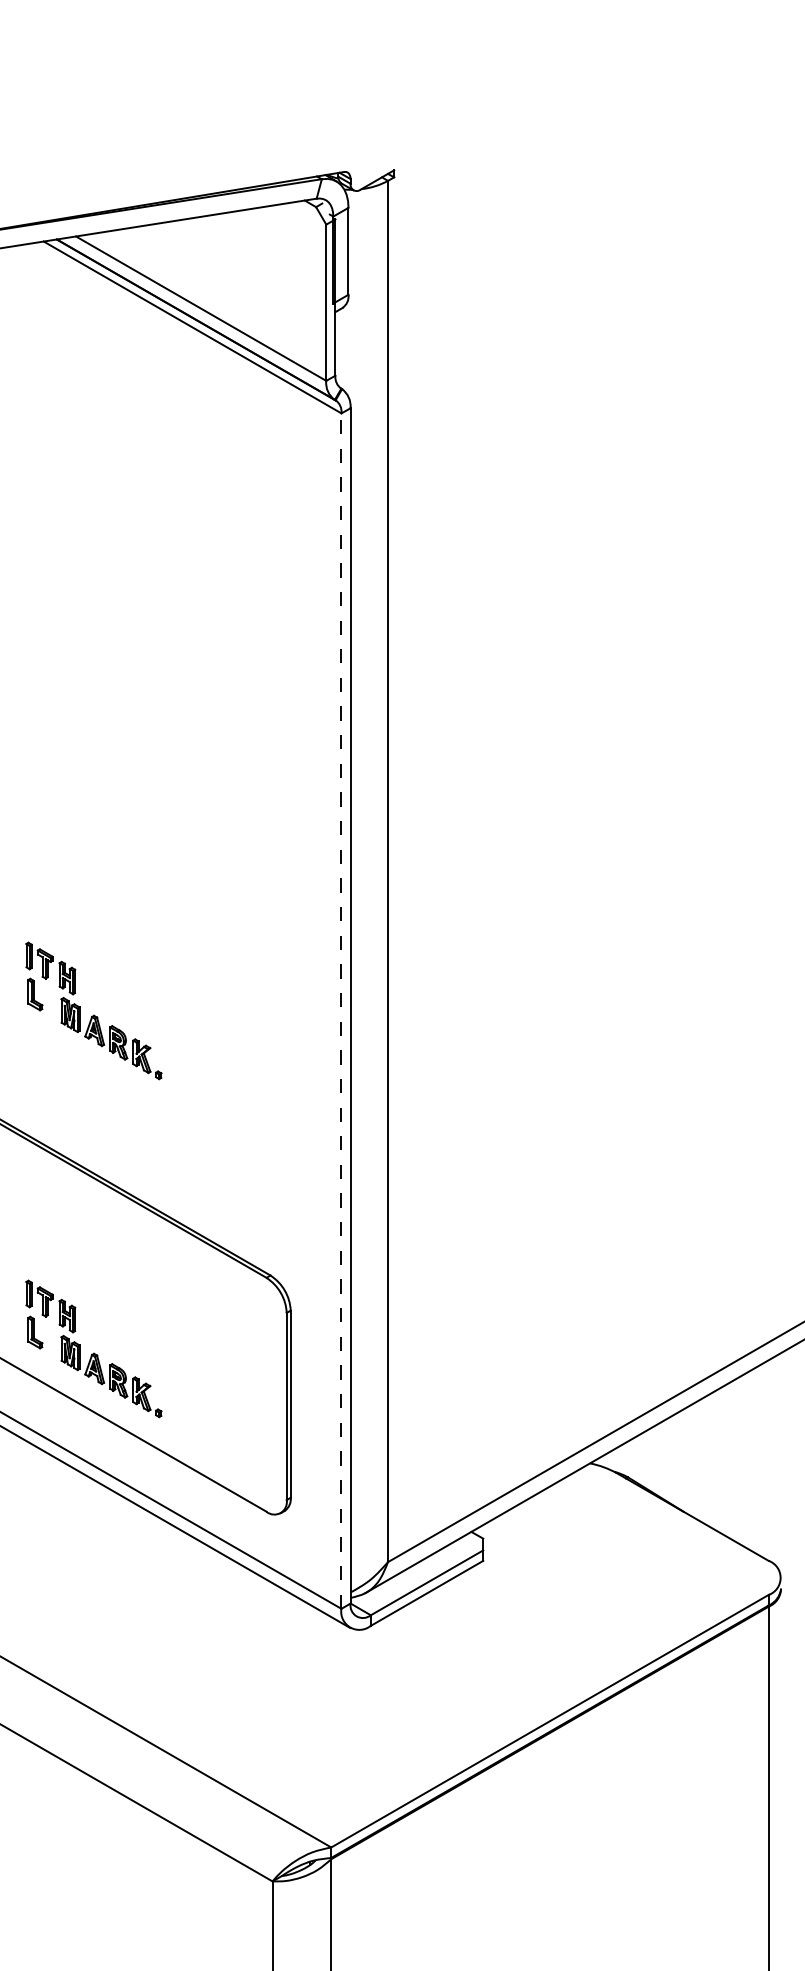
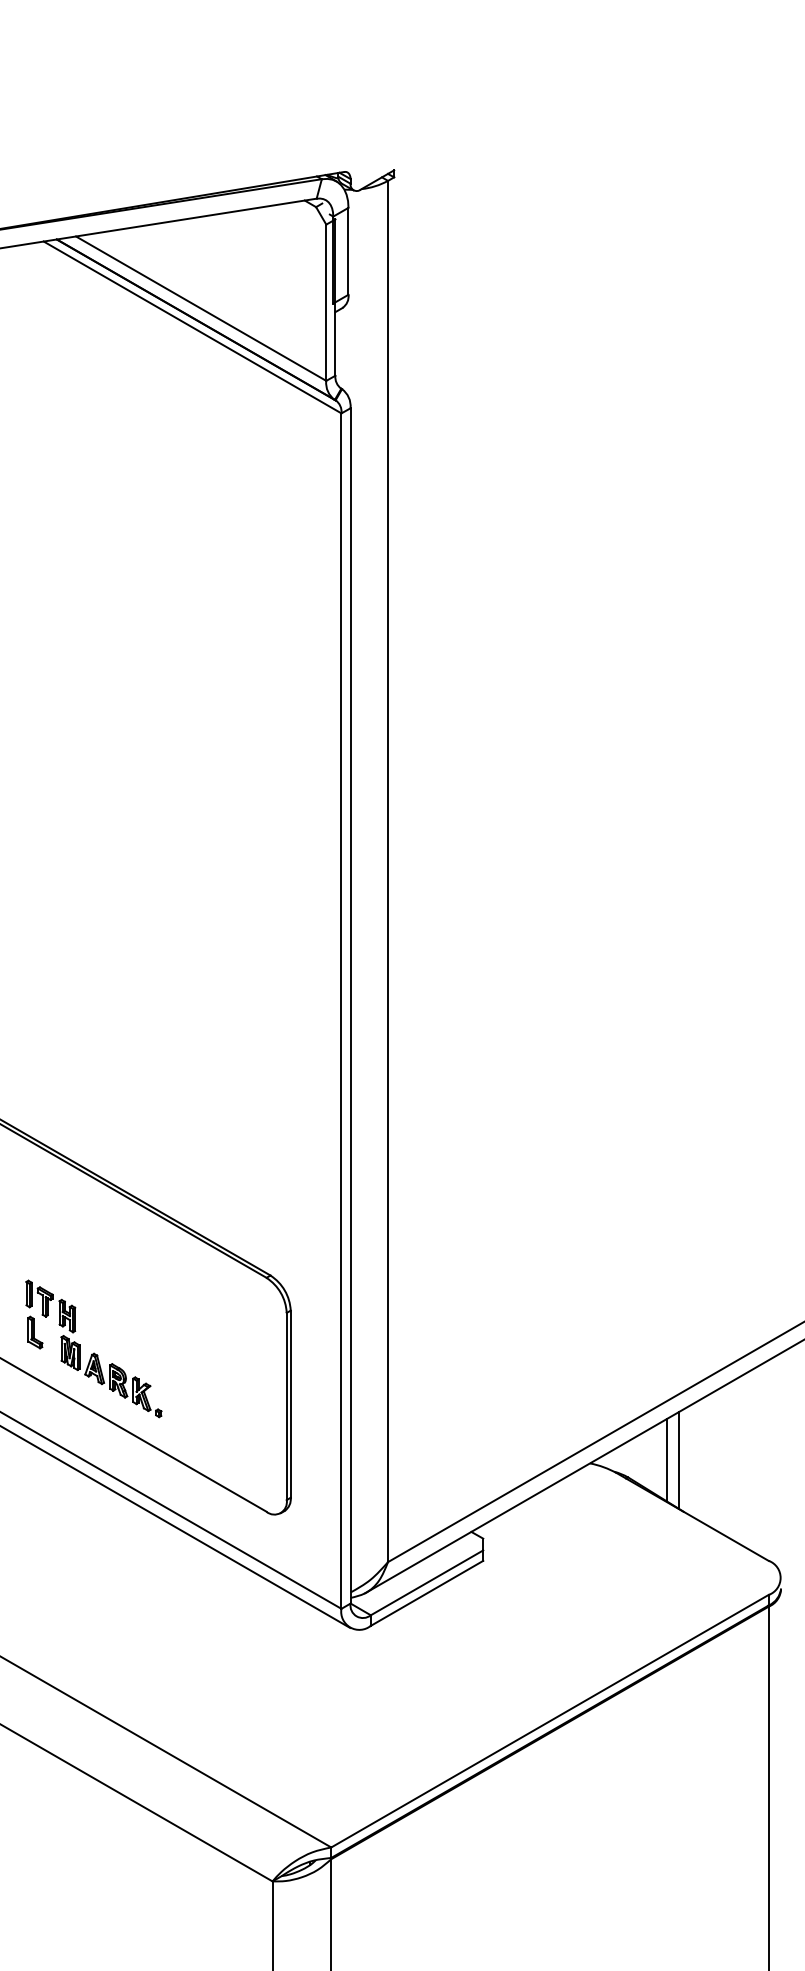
part: present -> none (93, 1010)
line: dashed -> solid (341, 1011)
line: none -> present (666, 1460)
line: none -> present (678, 1460)
